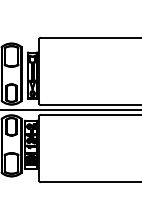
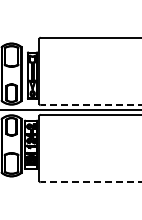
line: solid -> dashed (90, 105)
line: solid -> dashed (90, 182)
